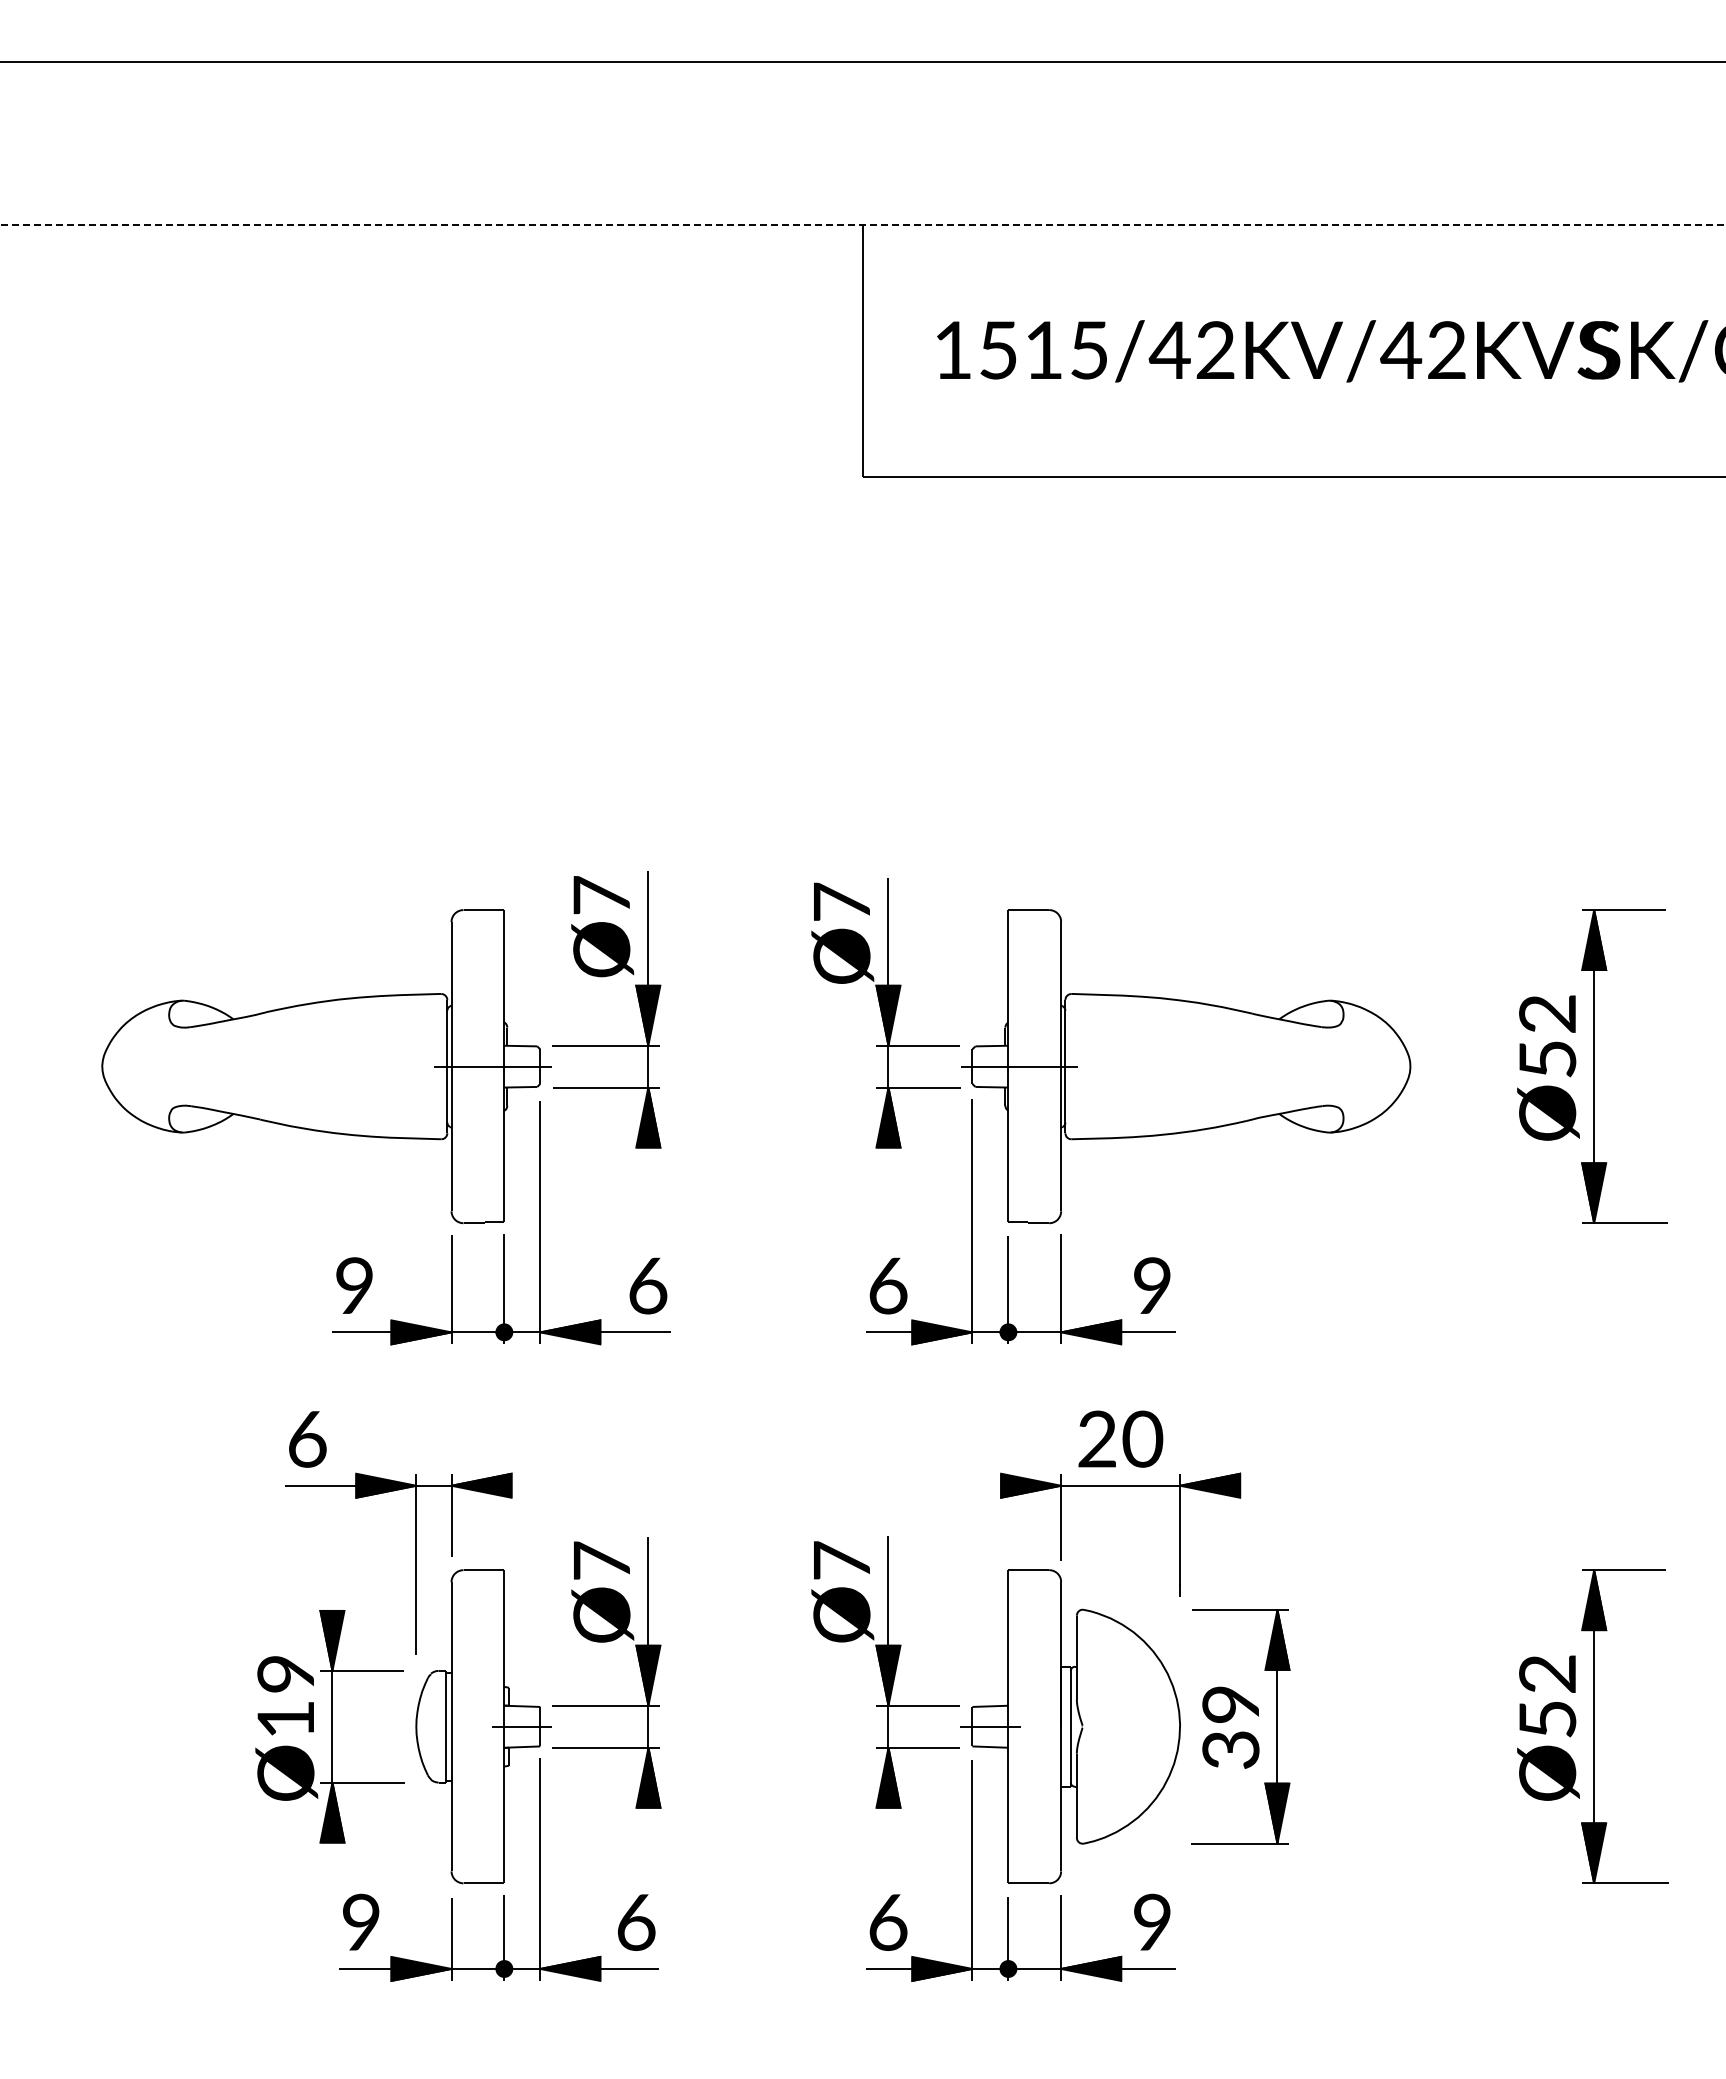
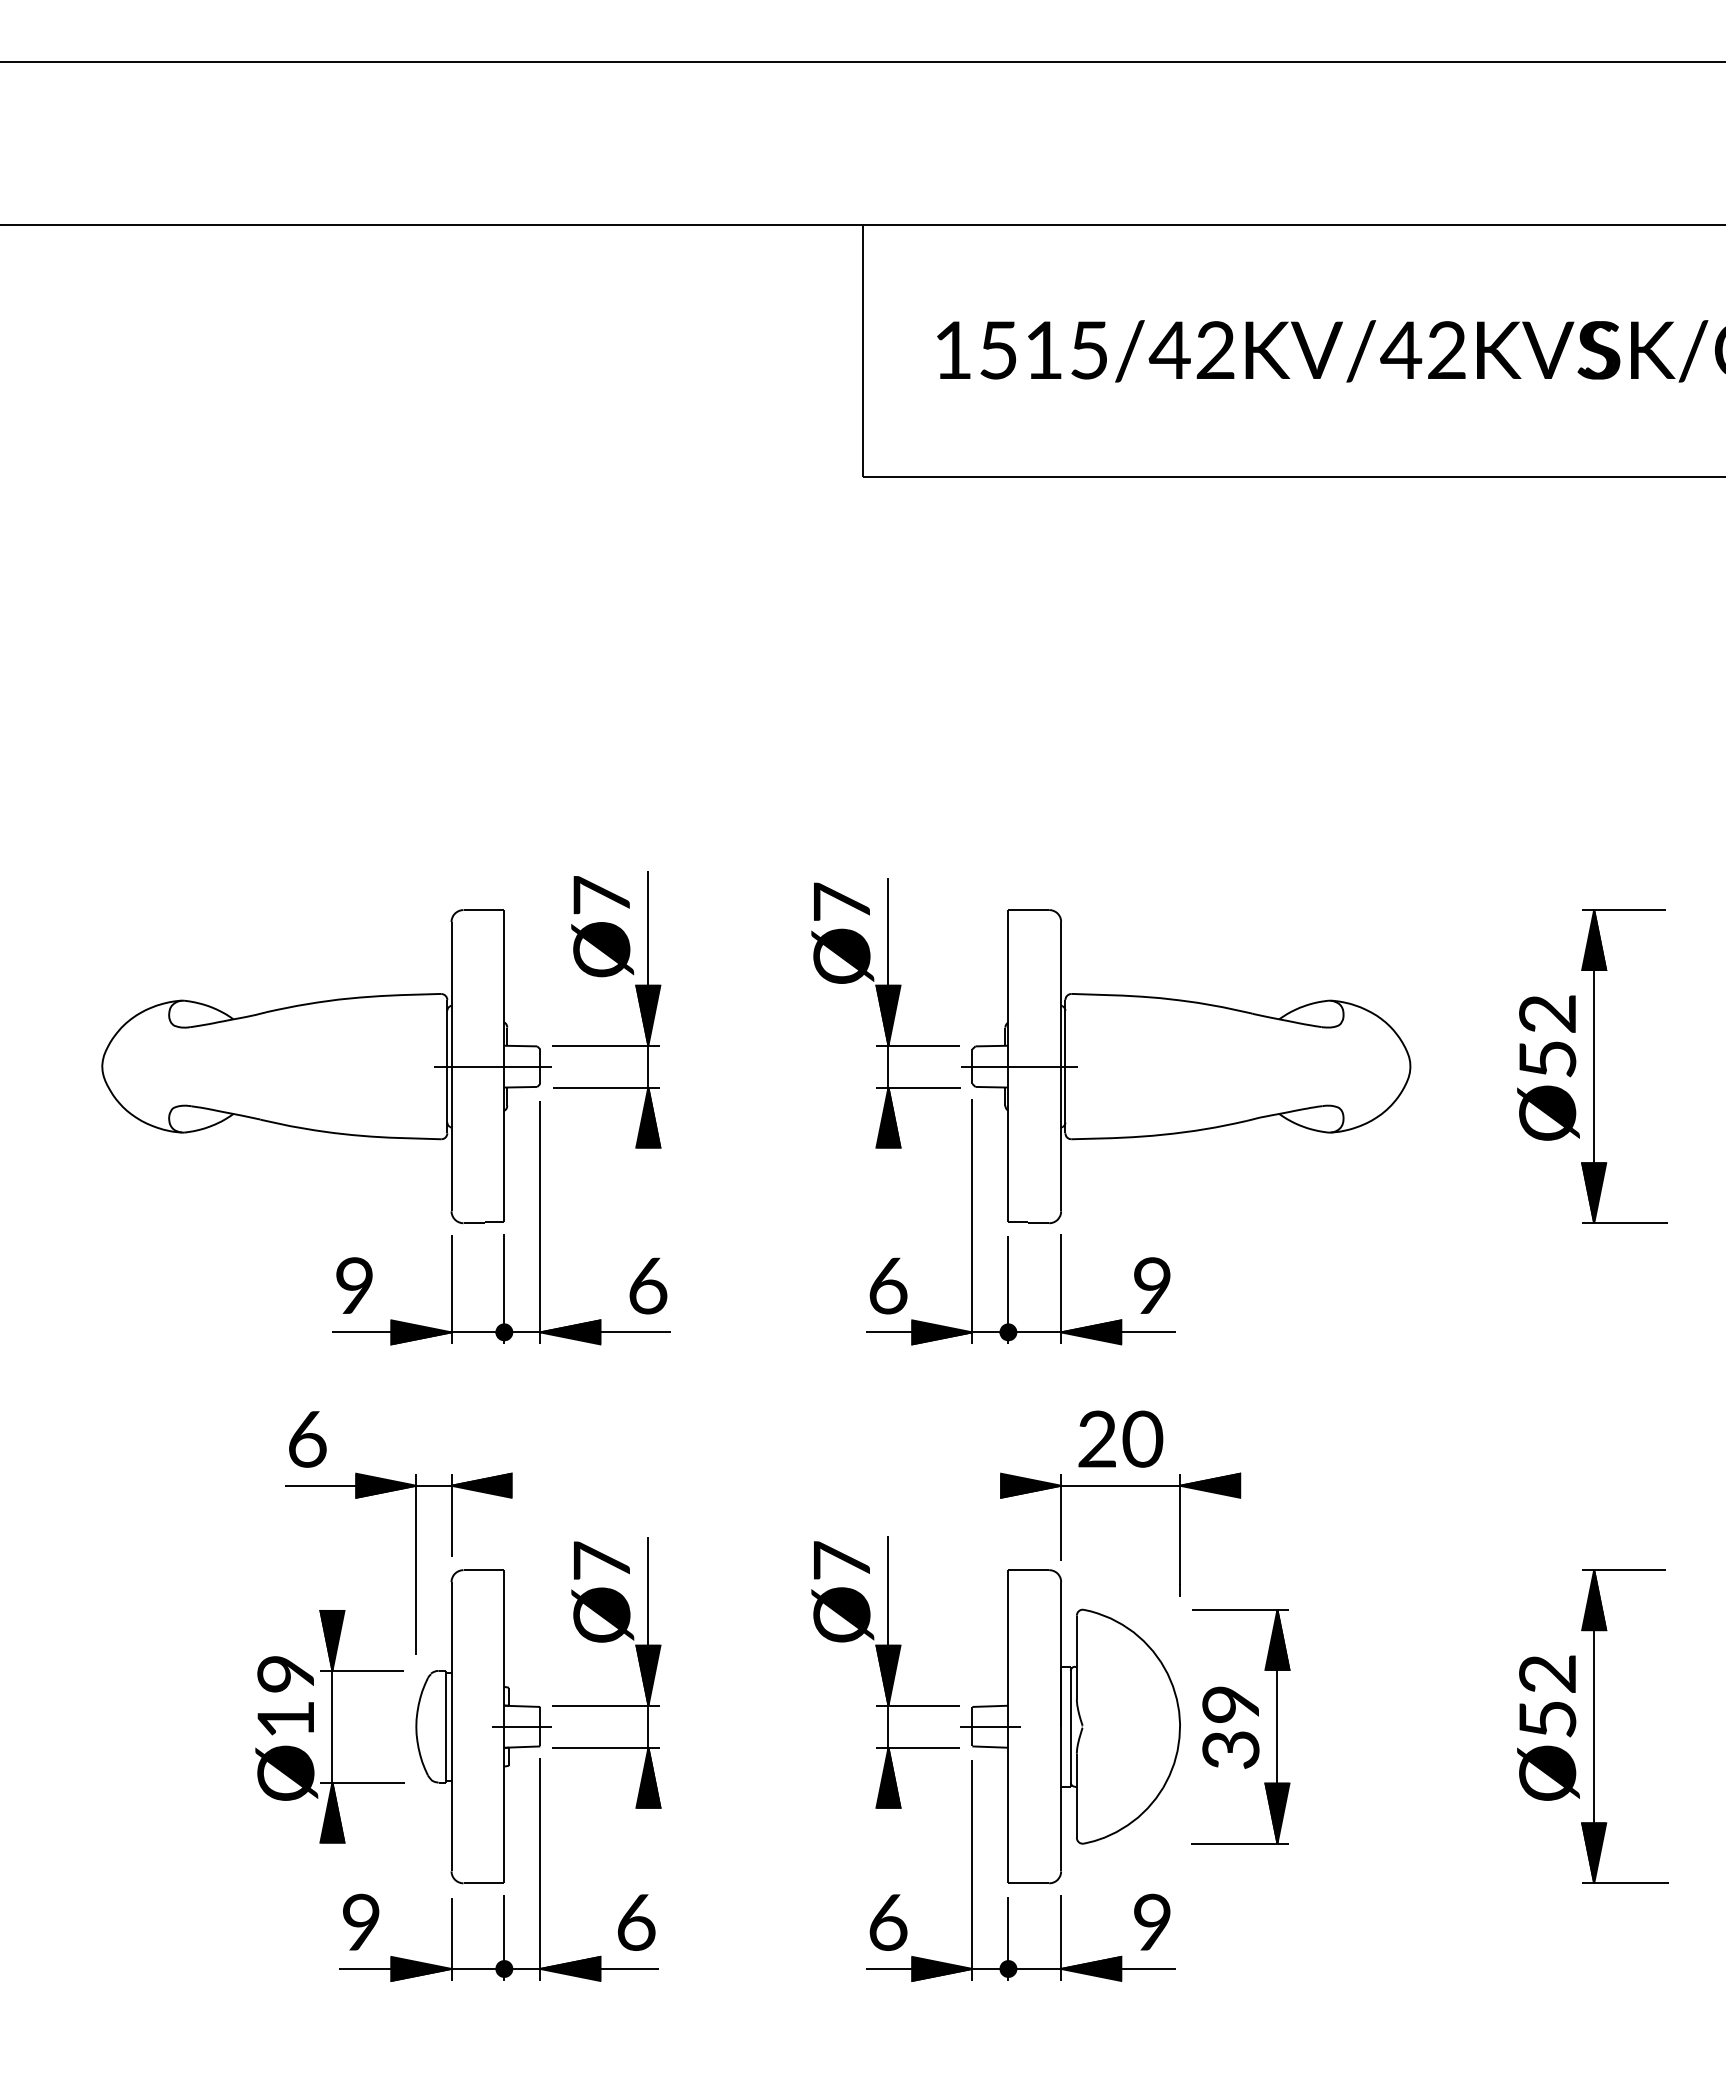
line: dashed -> solid (862, 224)
